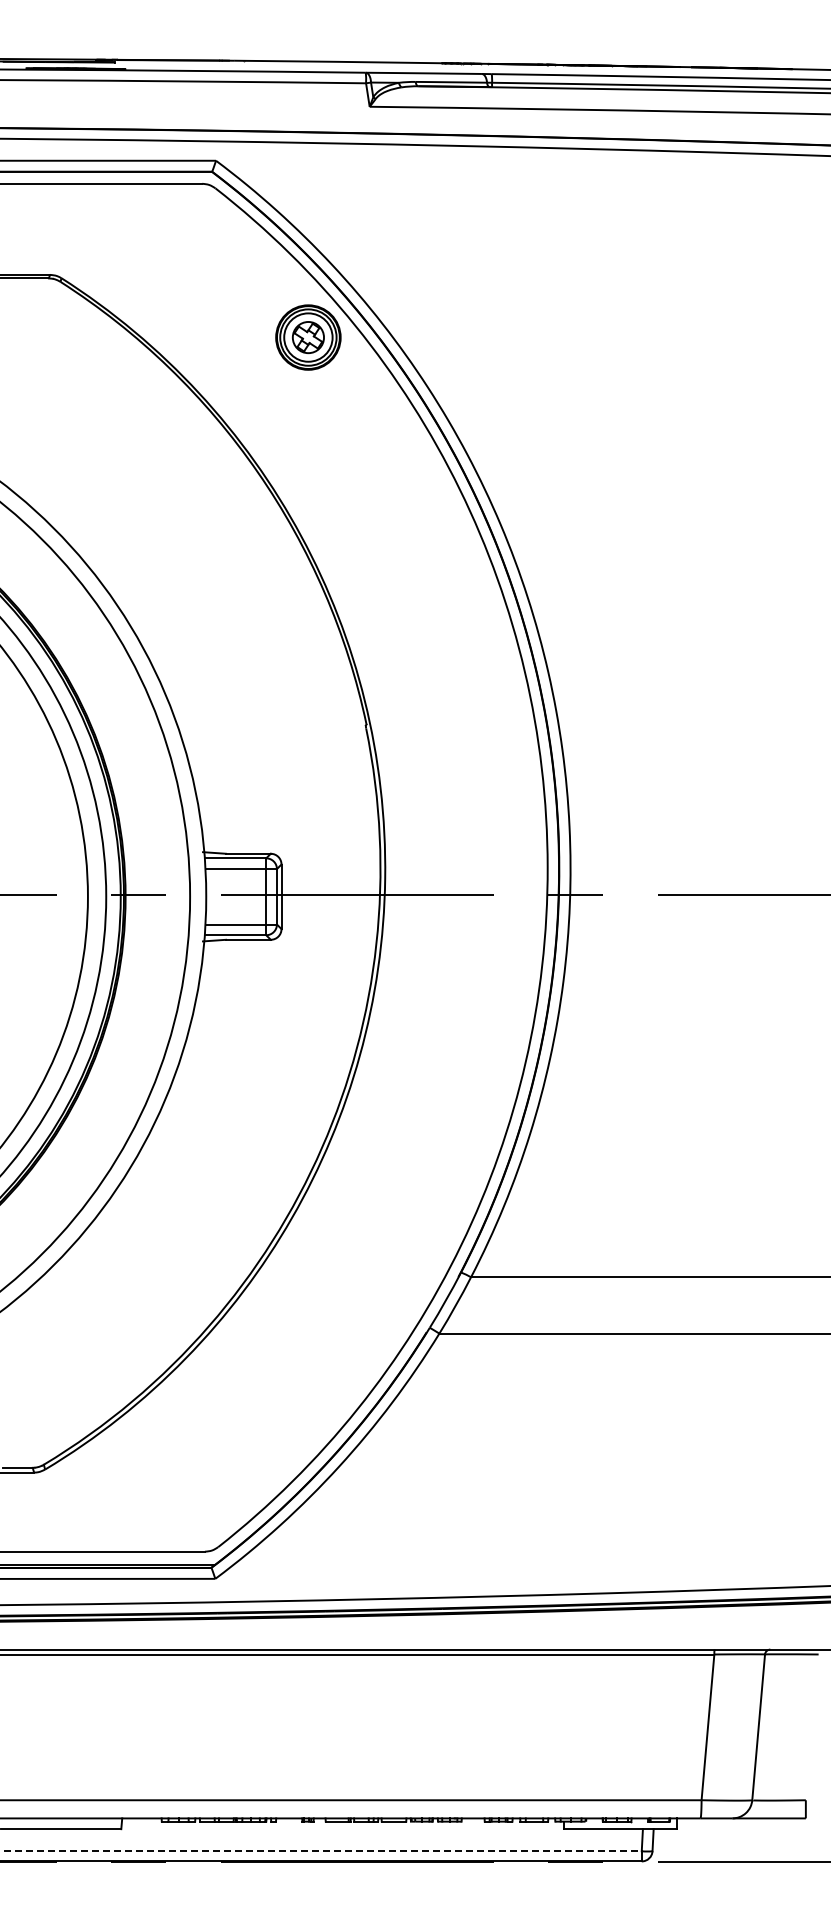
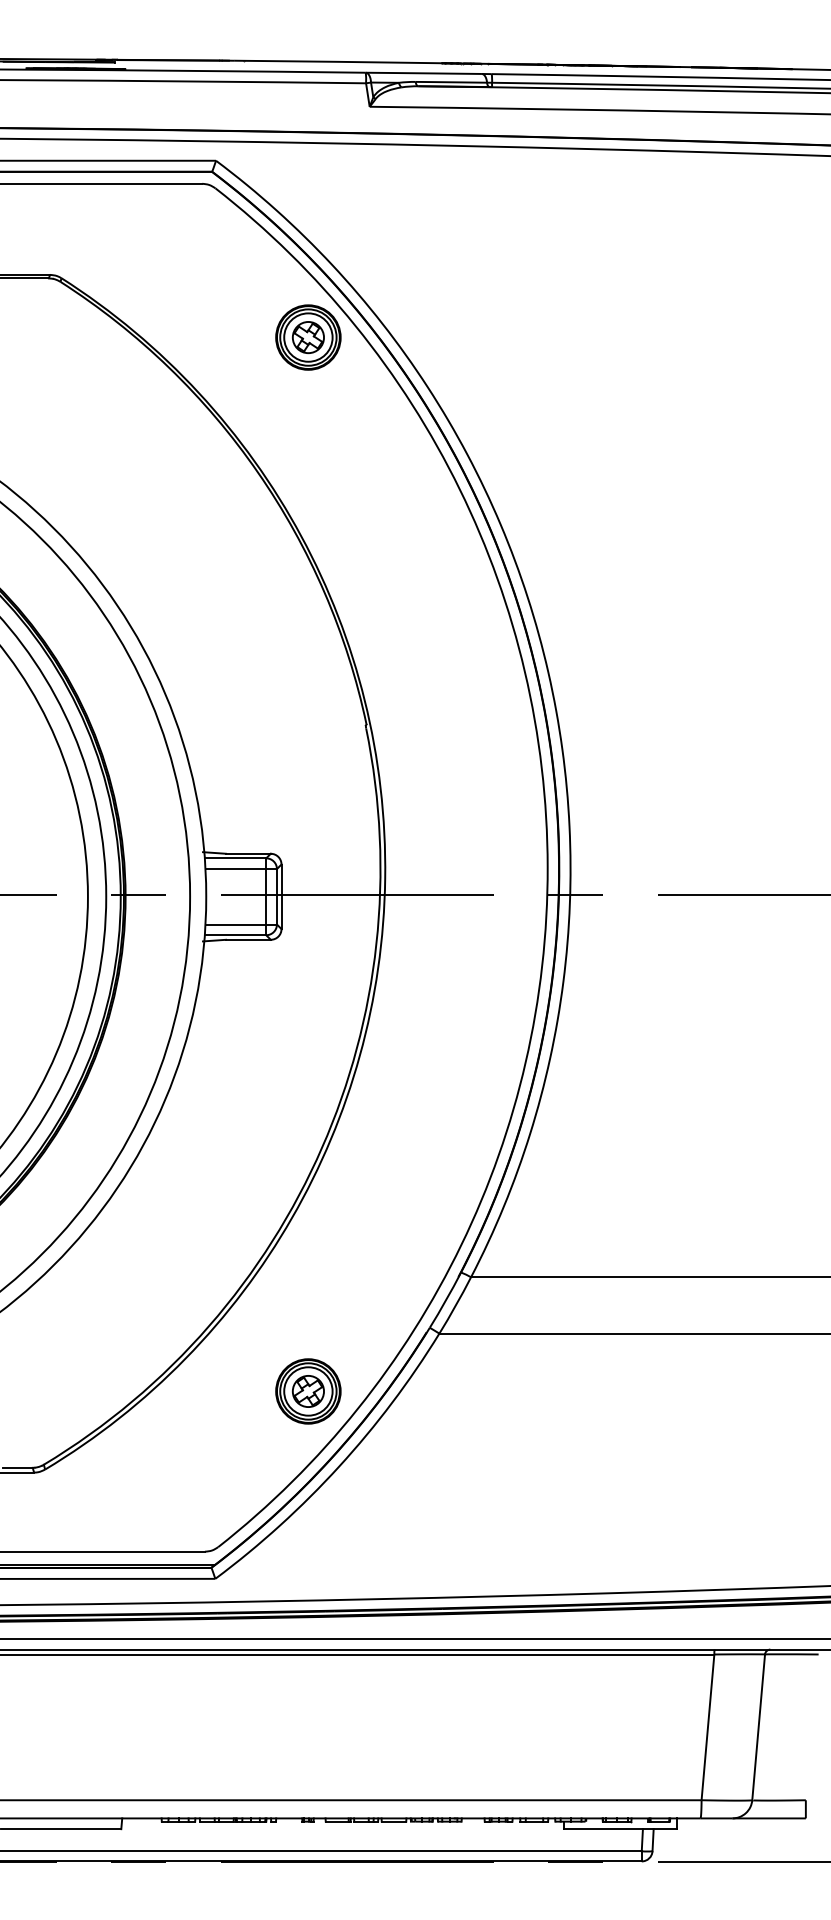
part: none -> present (308, 1391)
line: none -> present (414, 1639)
line: dashed -> solid (320, 1851)
